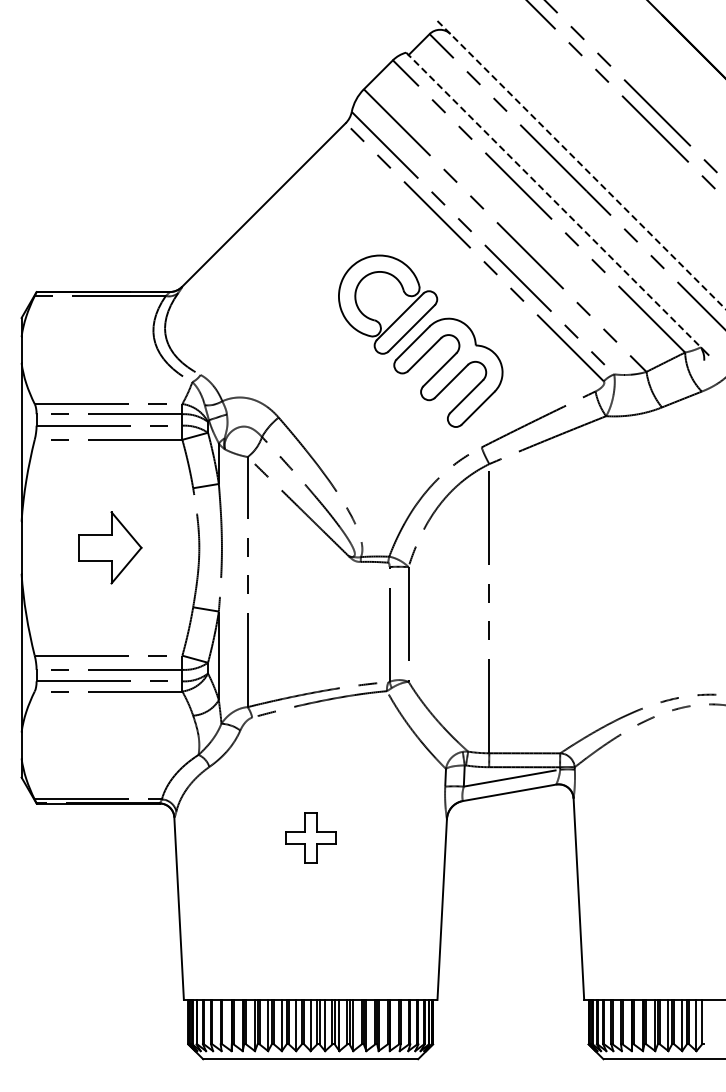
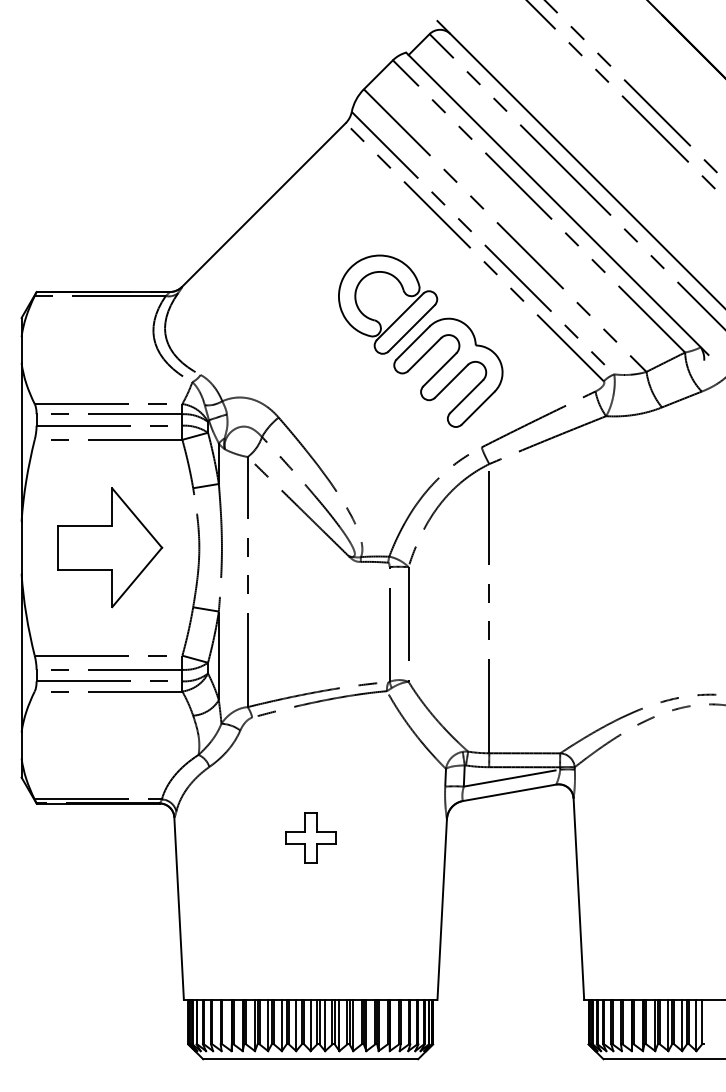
line: dashed -> solid (581, 165)
line: dashed -> solid (553, 200)
part size: 65x74 px -> 107x122 px (110, 547)
